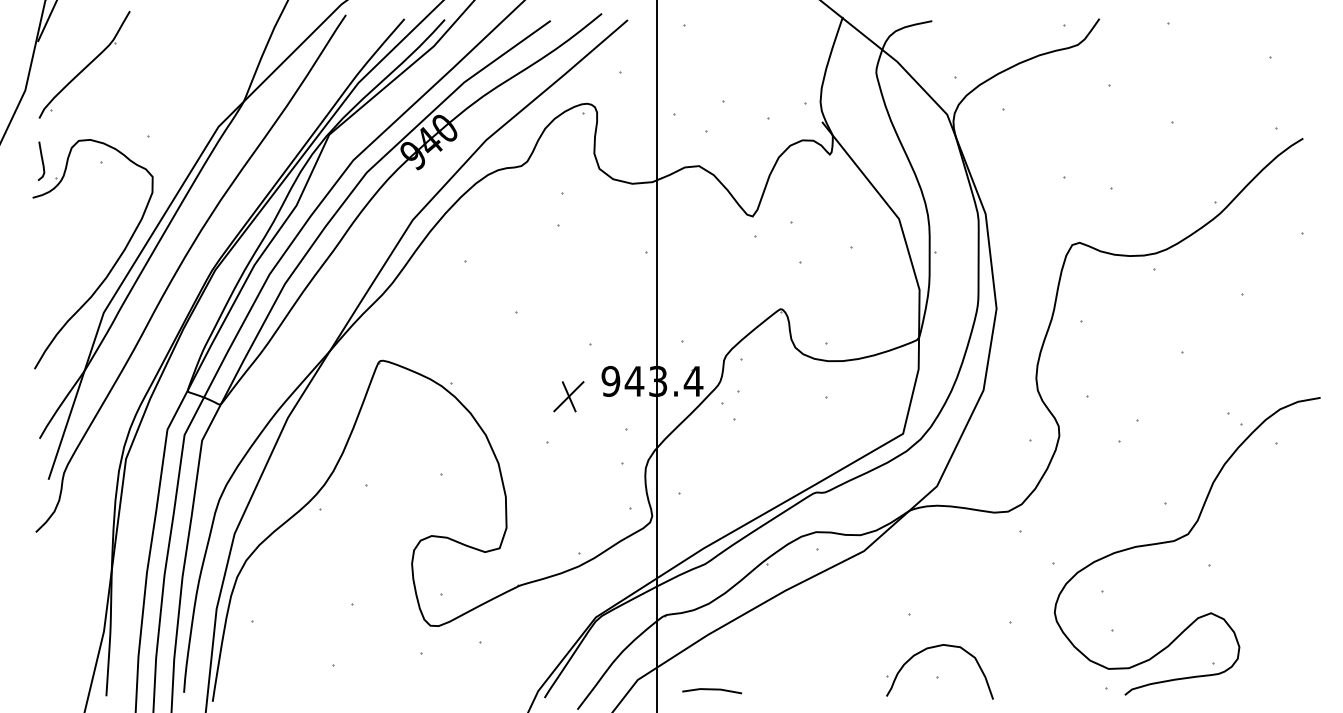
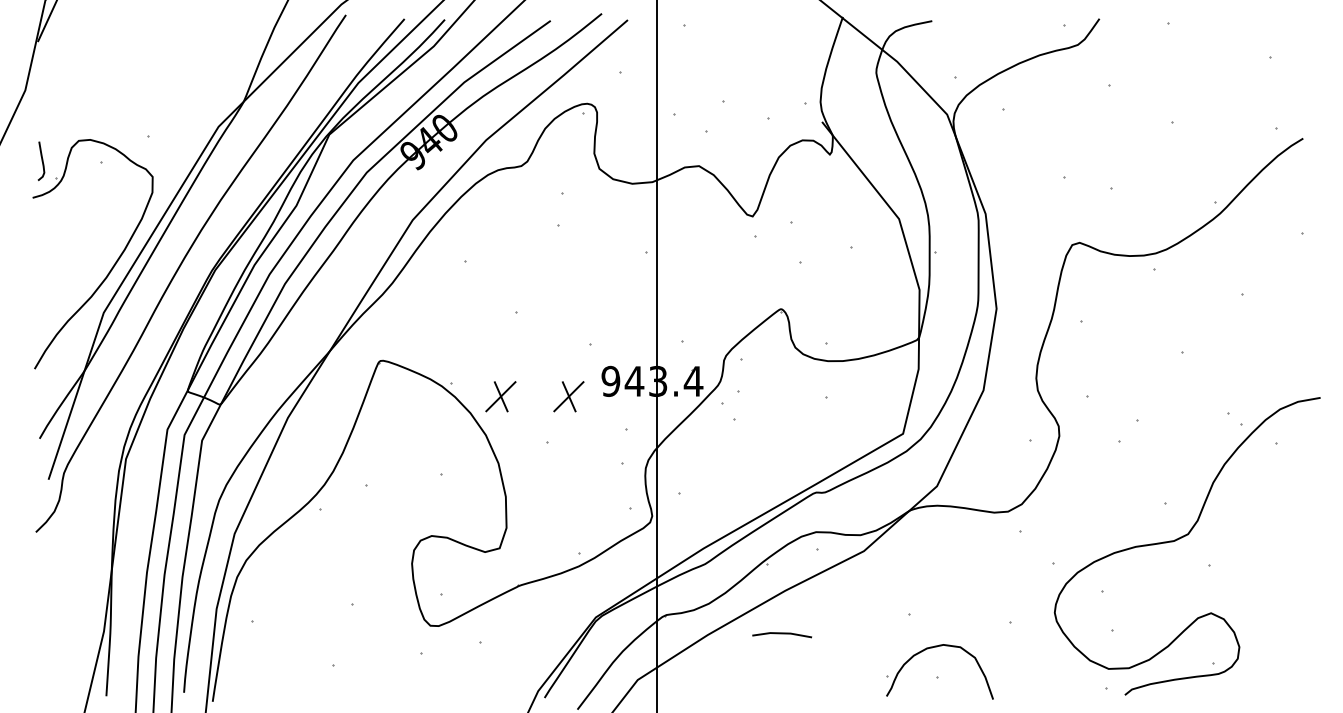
part: present -> none (84, 64)
part: none -> present (500, 396)
line position: (712, 690) -> (782, 634) (782, 634)
